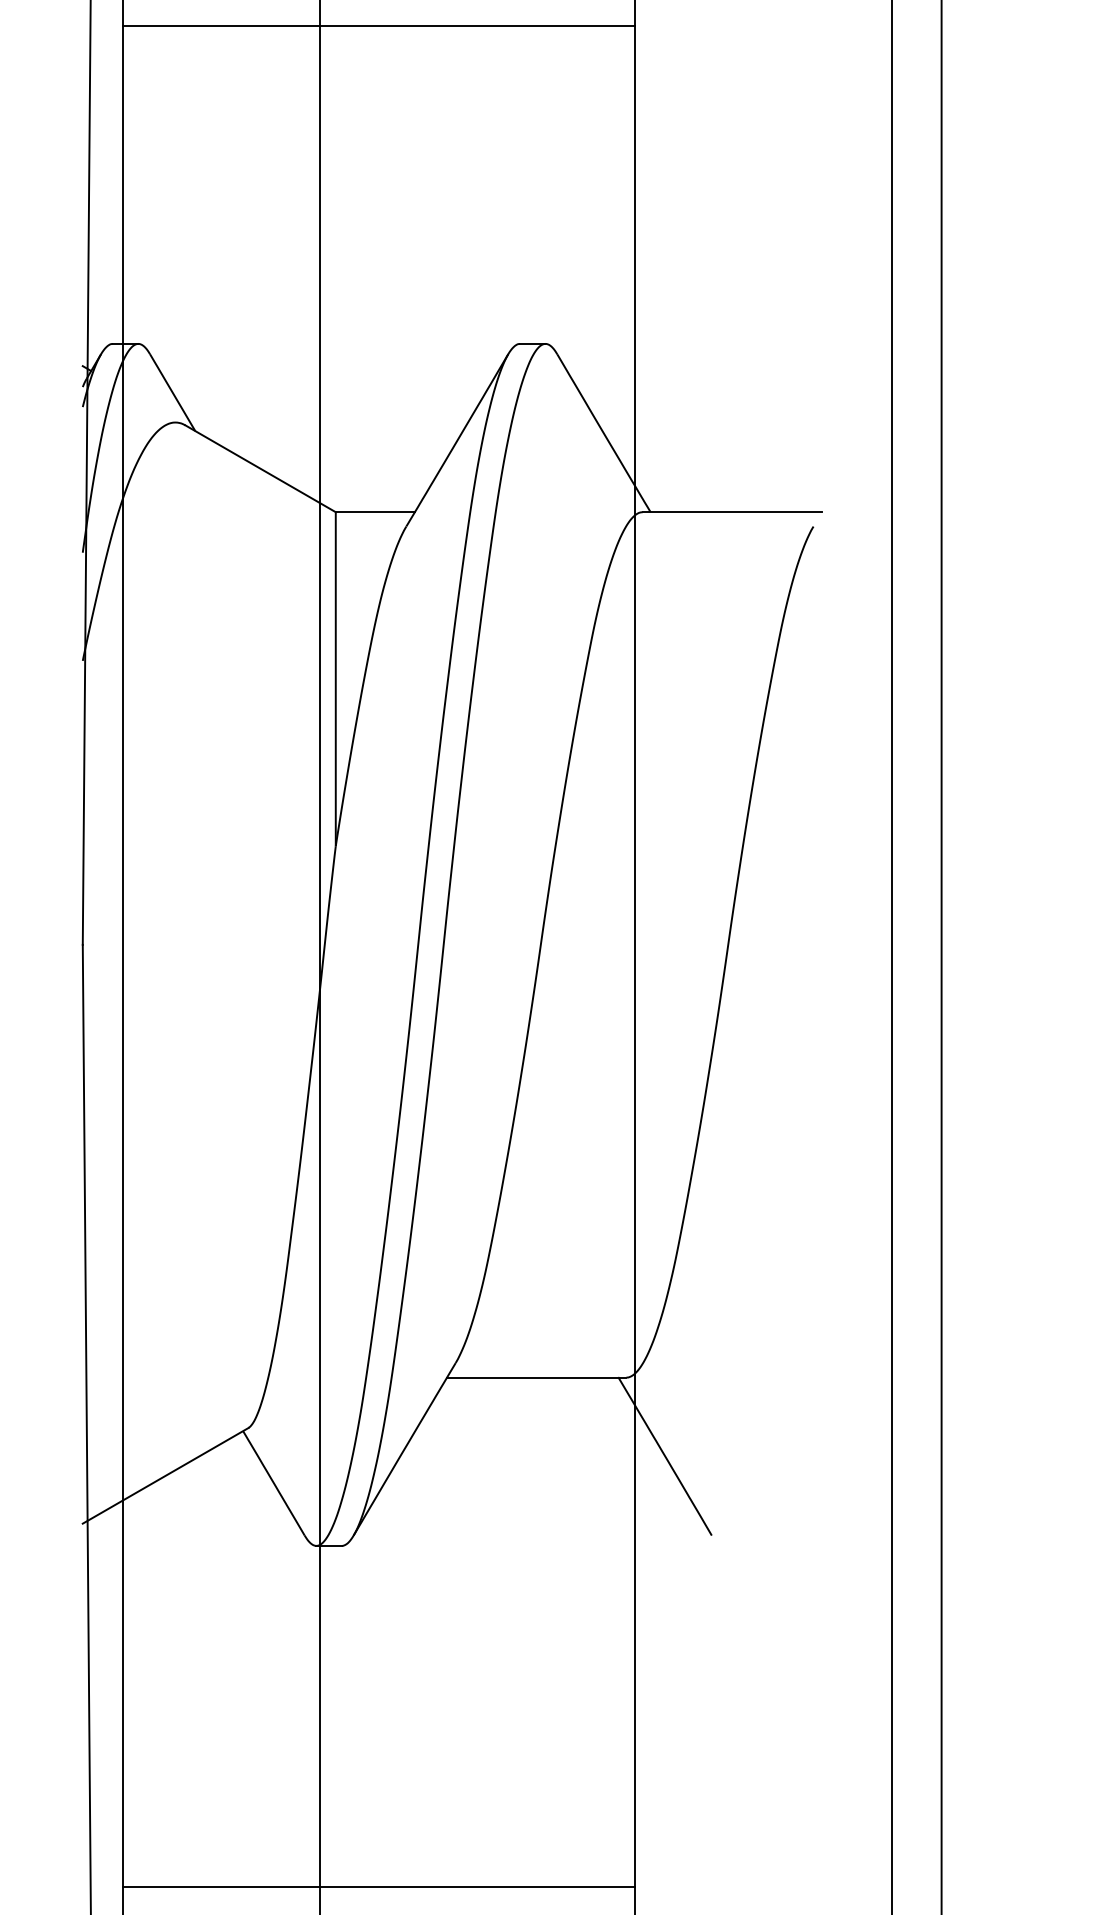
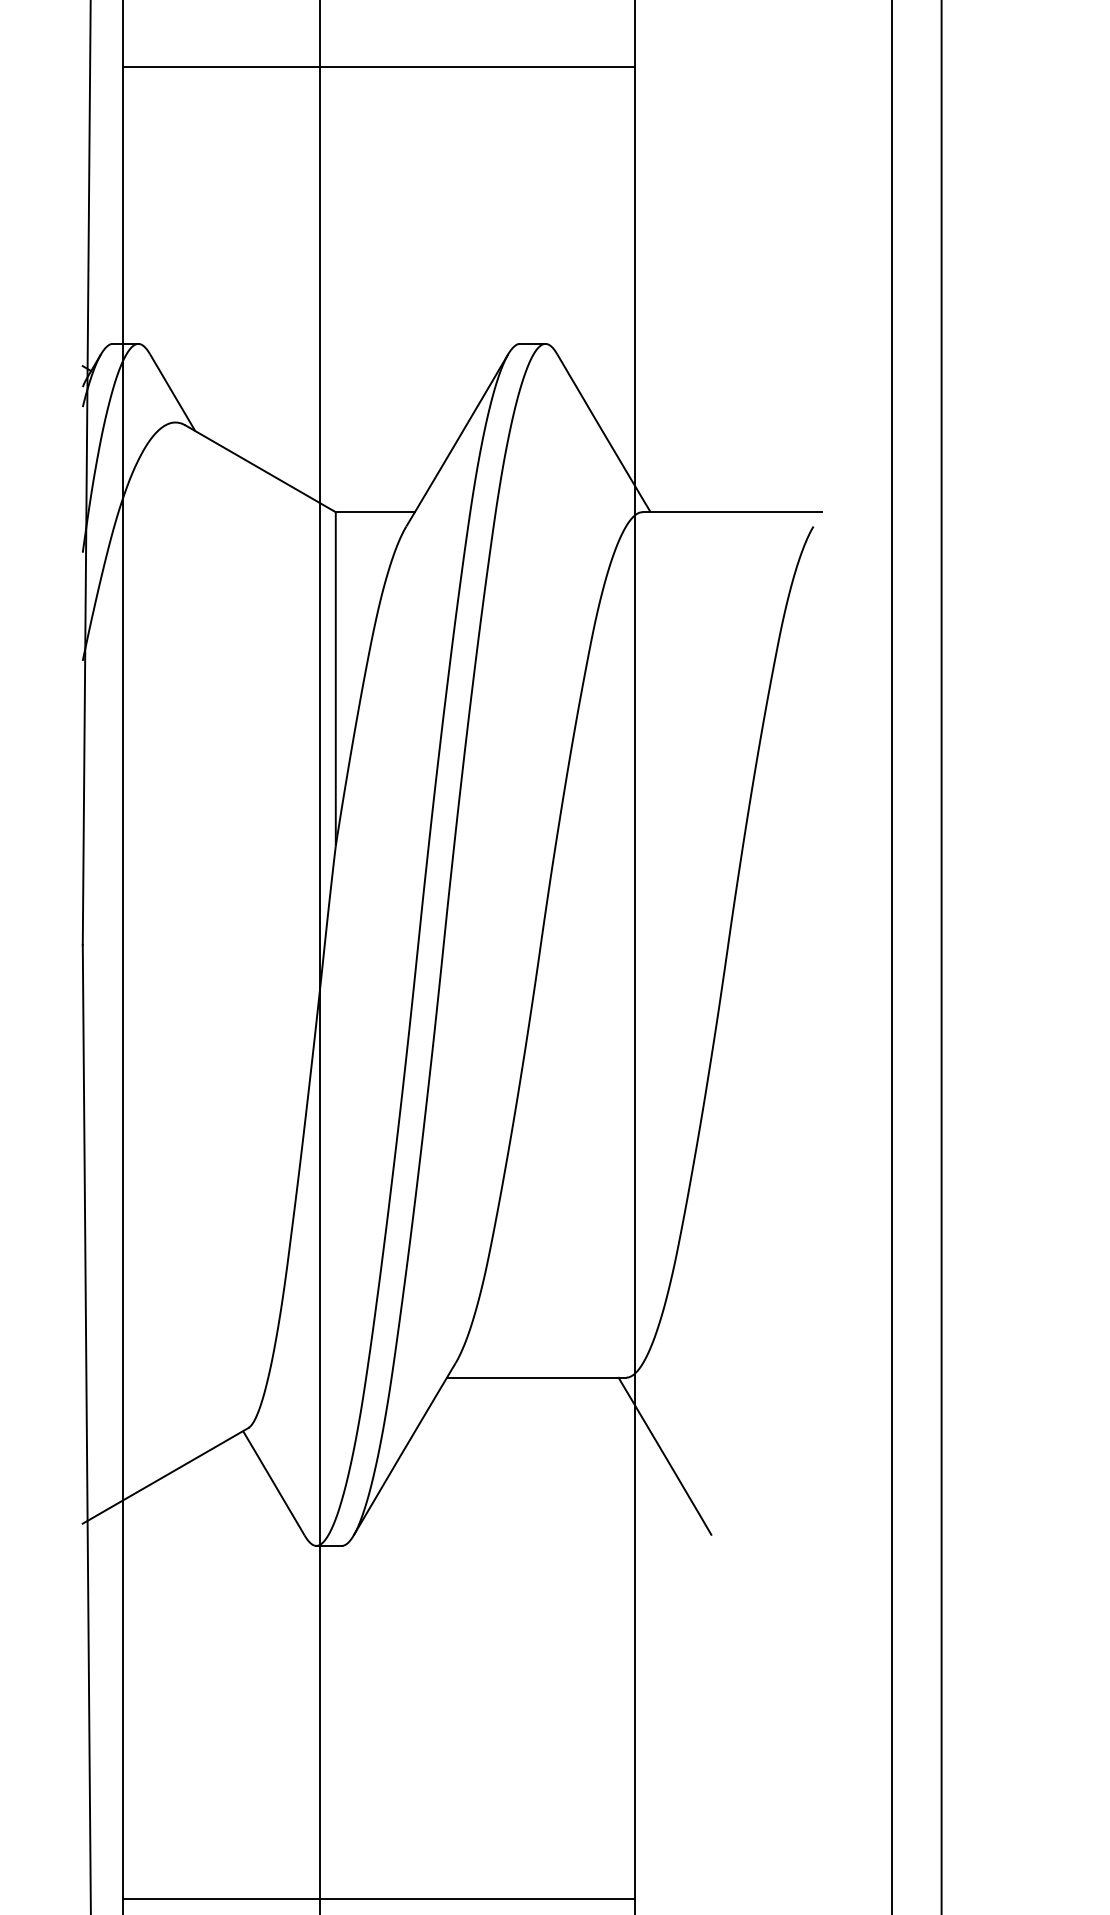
line position: (378, 26) -> (378, 67) (378, 67)
line position: (378, 1887) -> (378, 1899) (378, 1899)
